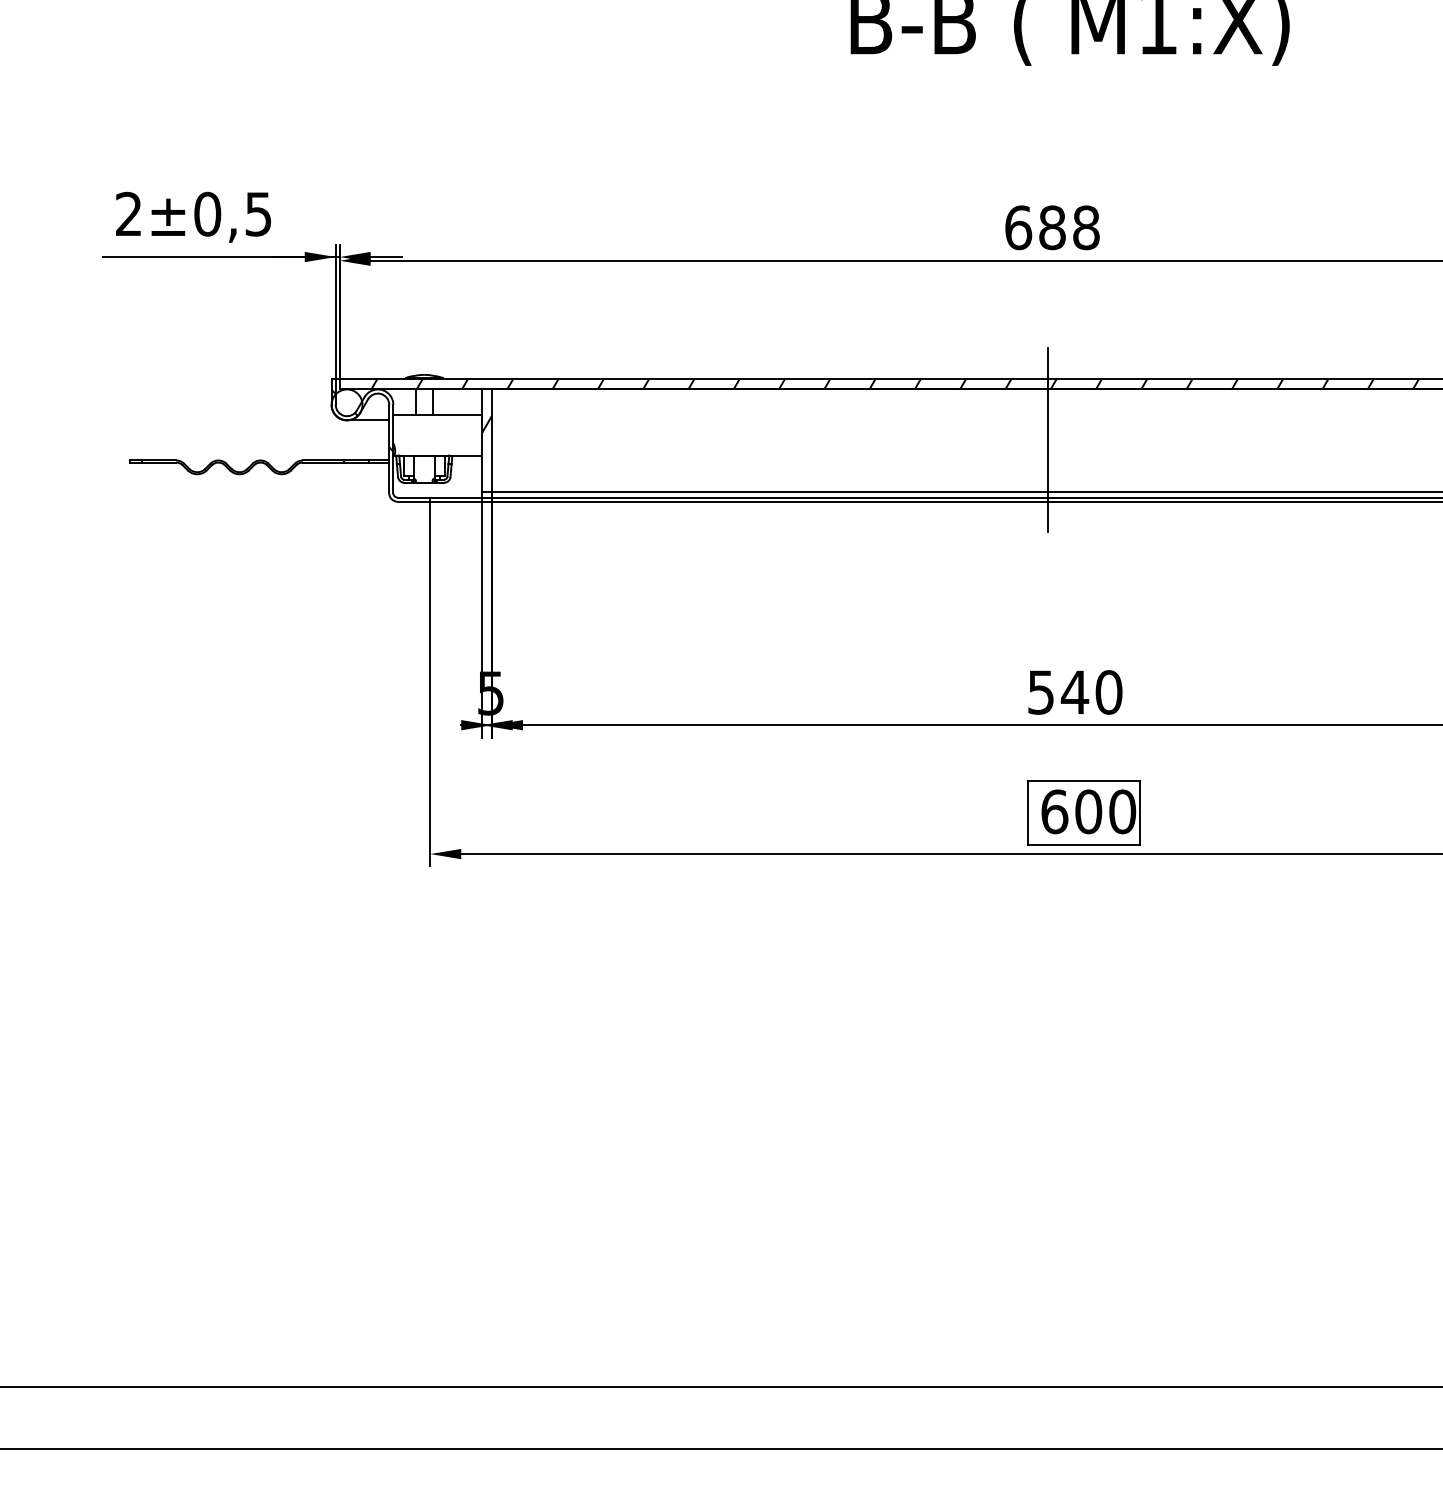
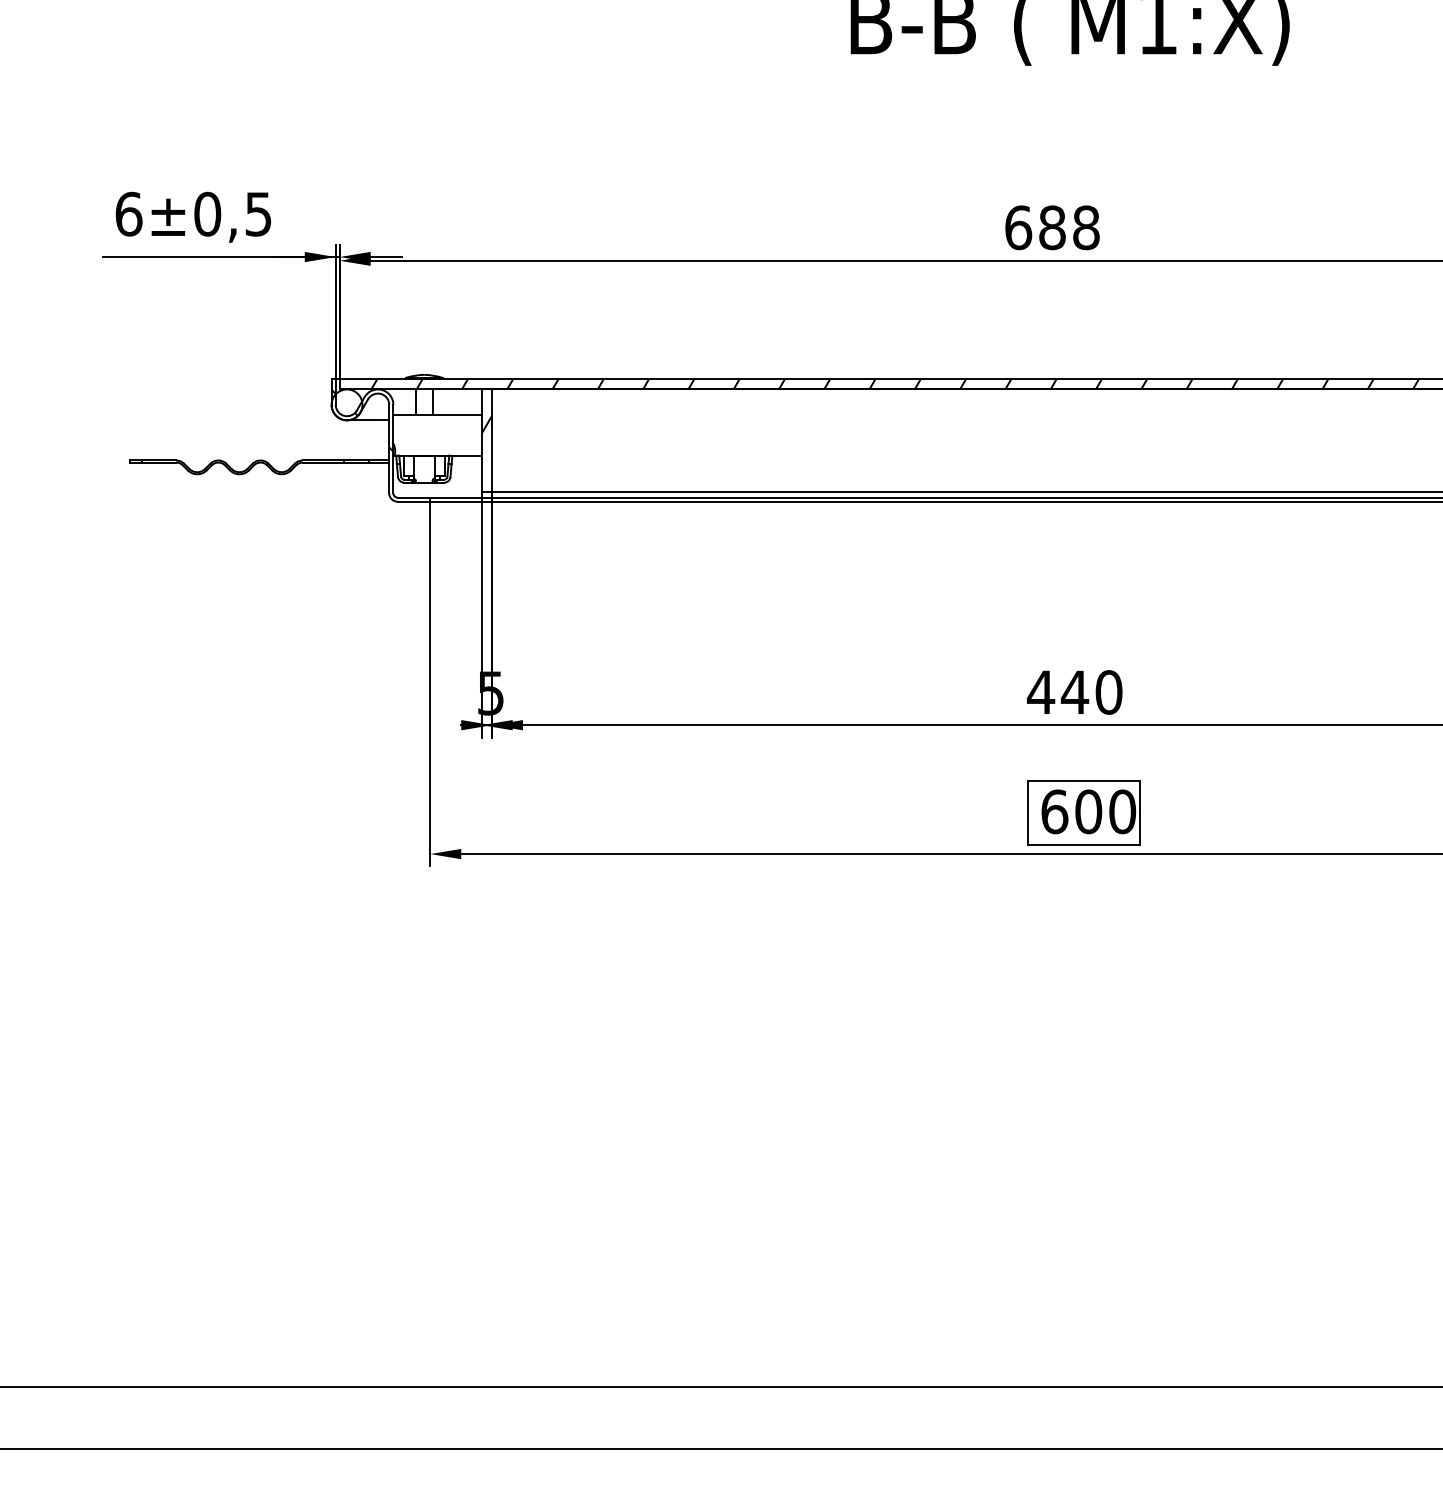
text: 2 -> 6 (128, 213)
line: present -> none (1048, 440)
text: 540 -> 440 (1041, 692)
